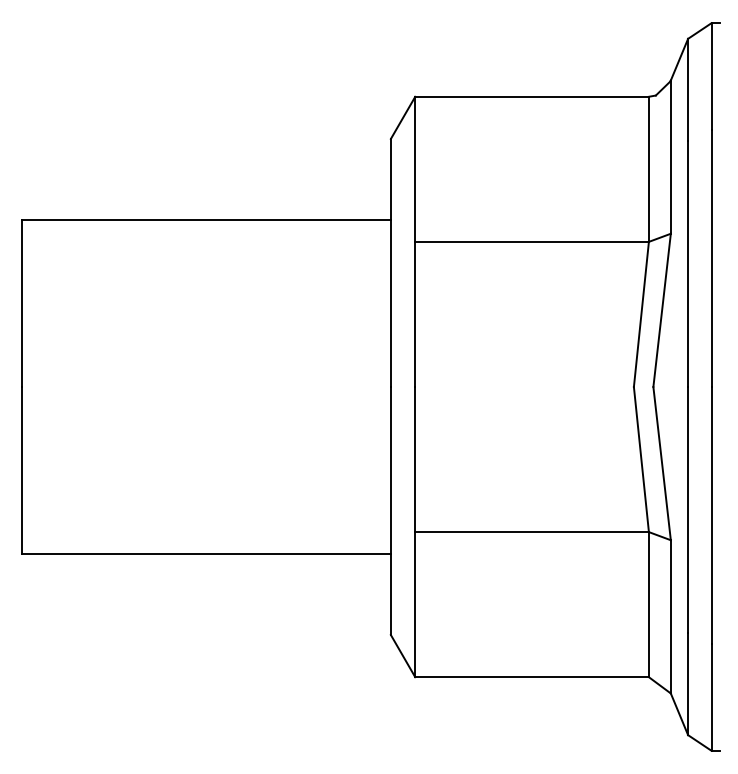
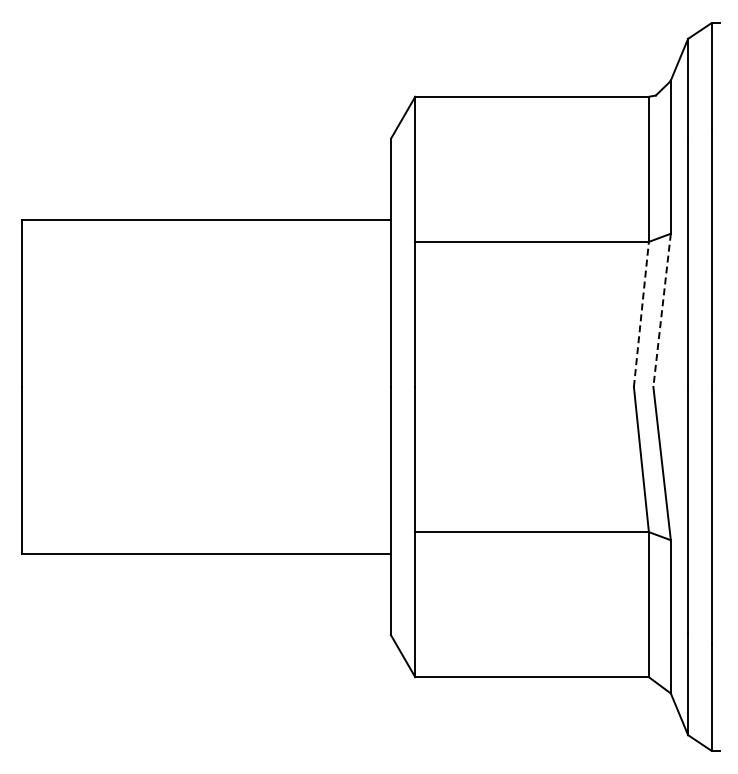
line: solid -> dashed (662, 310)
line: solid -> dashed (641, 314)
